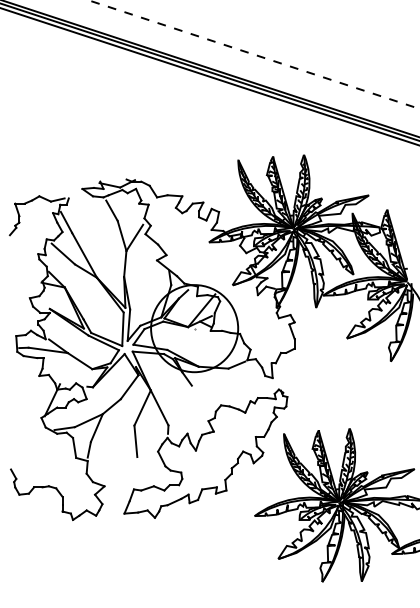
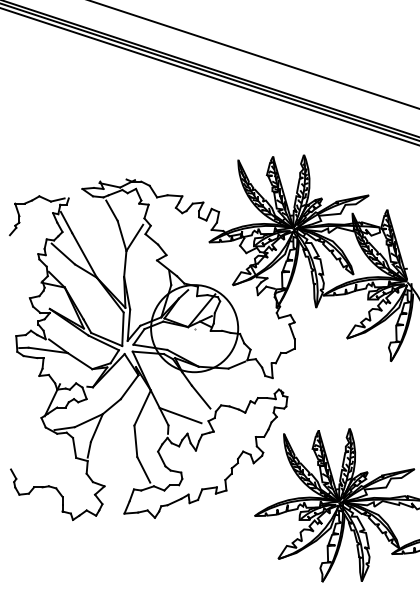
line: dashed -> solid (254, 54)
line: none -> present (200, 396)
line: none -> present (180, 415)
line: none -> present (143, 469)
